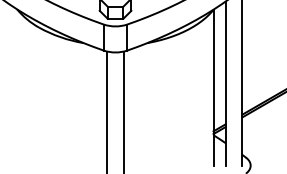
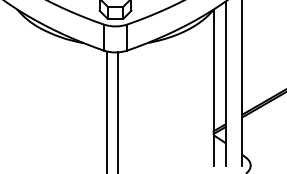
line position: (123, 110) -> (117, 110) (117, 110)
